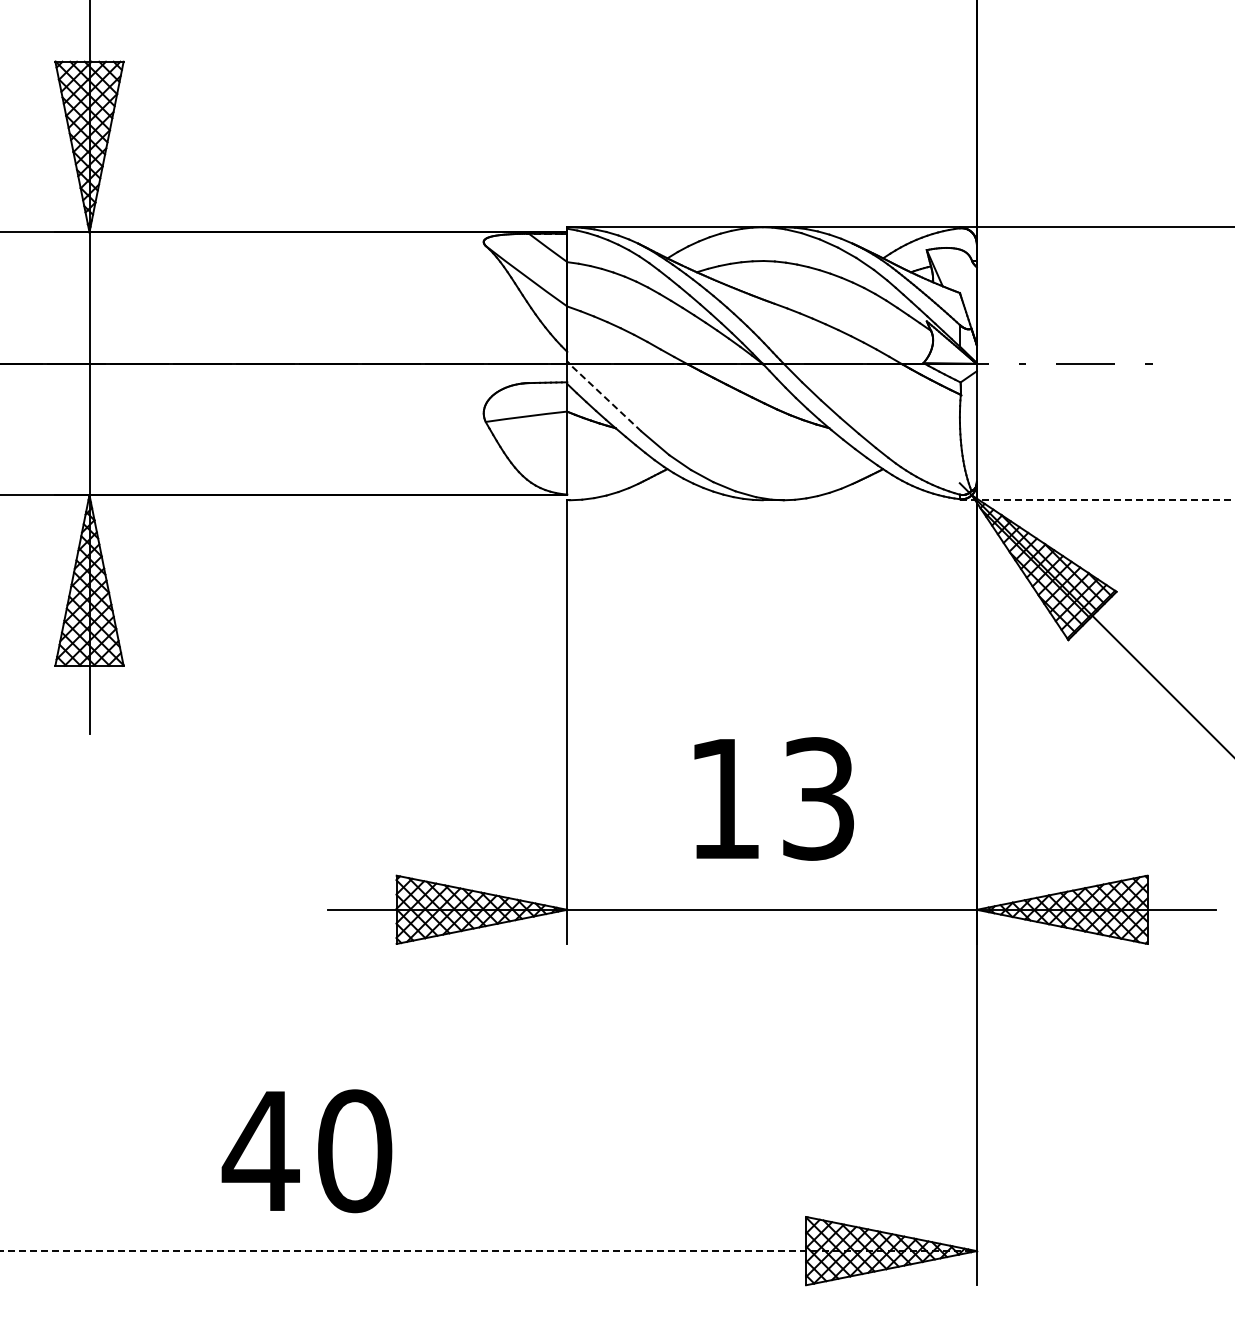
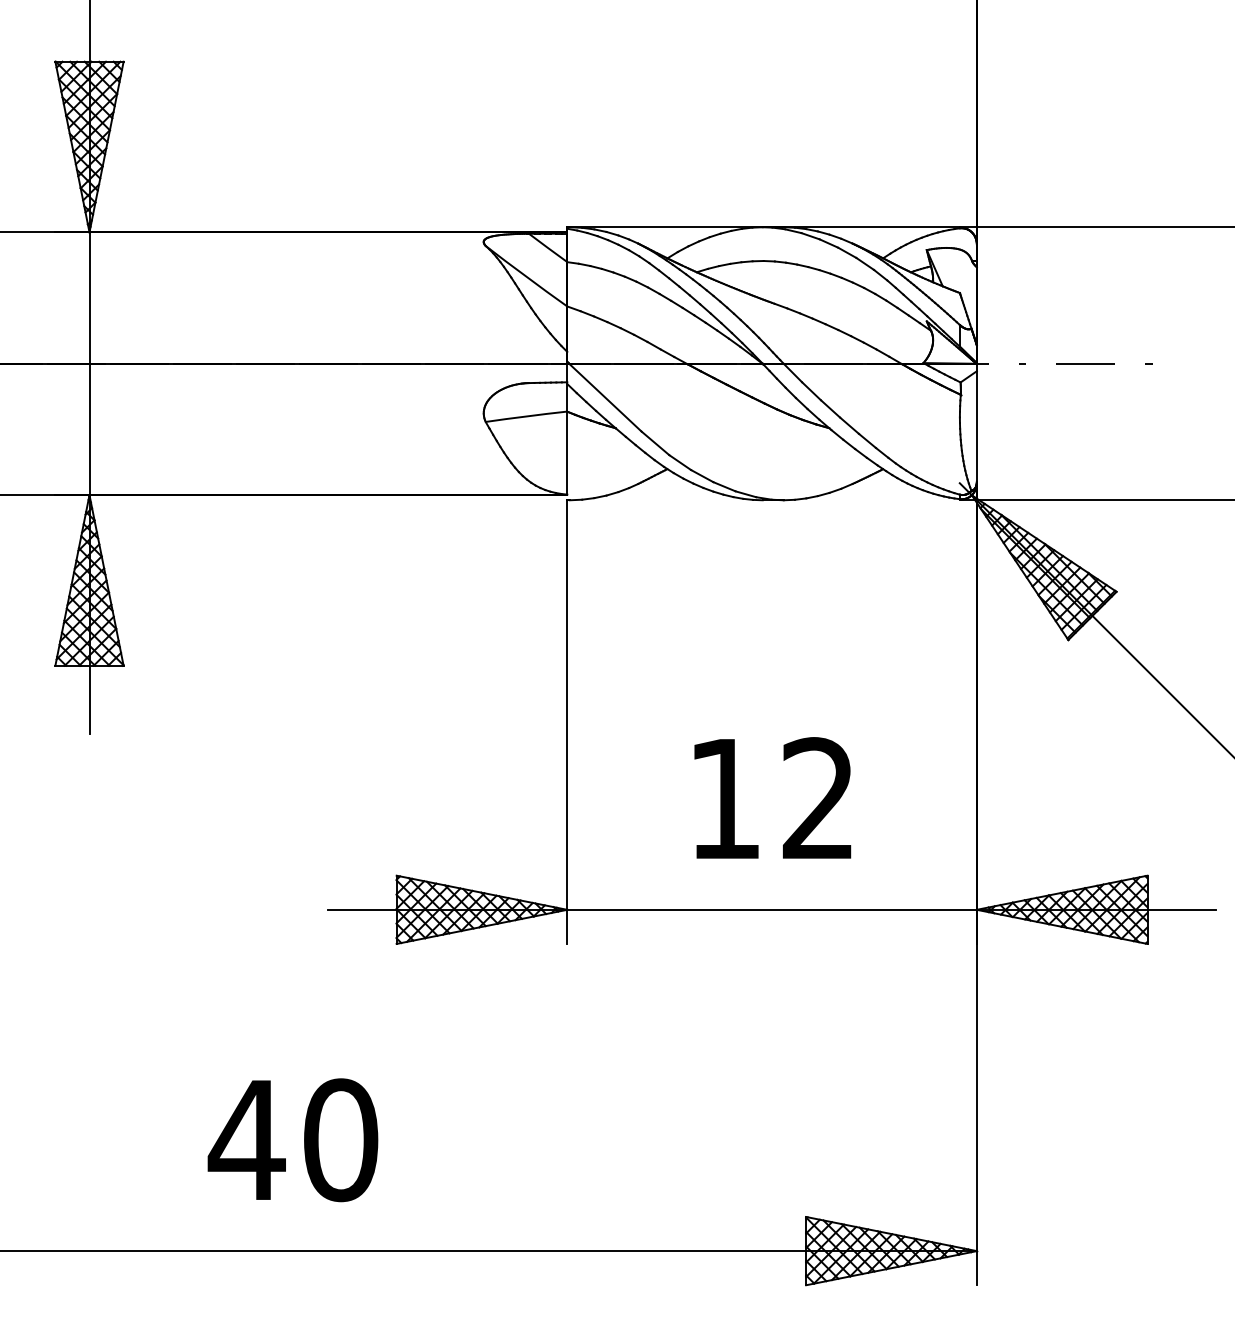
line: dashed -> solid (605, 397)
line: dashed -> solid (1097, 500)
text: 13 -> 12 (817, 798)
text position: (306, 1151) -> (292, 1140) (292, 1140)
line: dashed -> solid (489, 1251)
